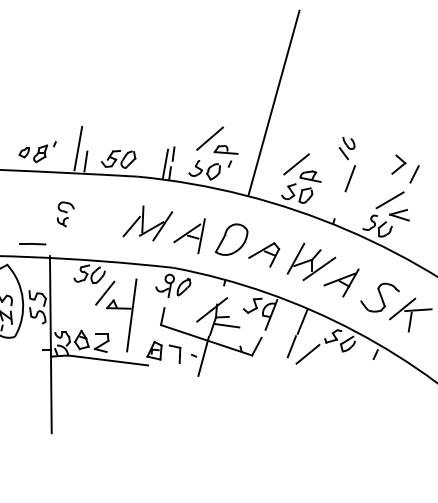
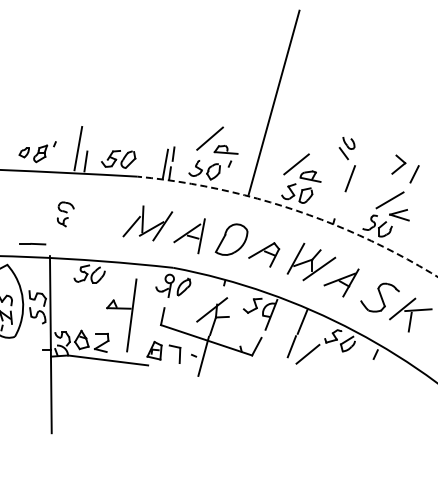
arc: solid -> dashed (291, 209)
line: present -> none (105, 292)
line: present -> none (226, 325)
